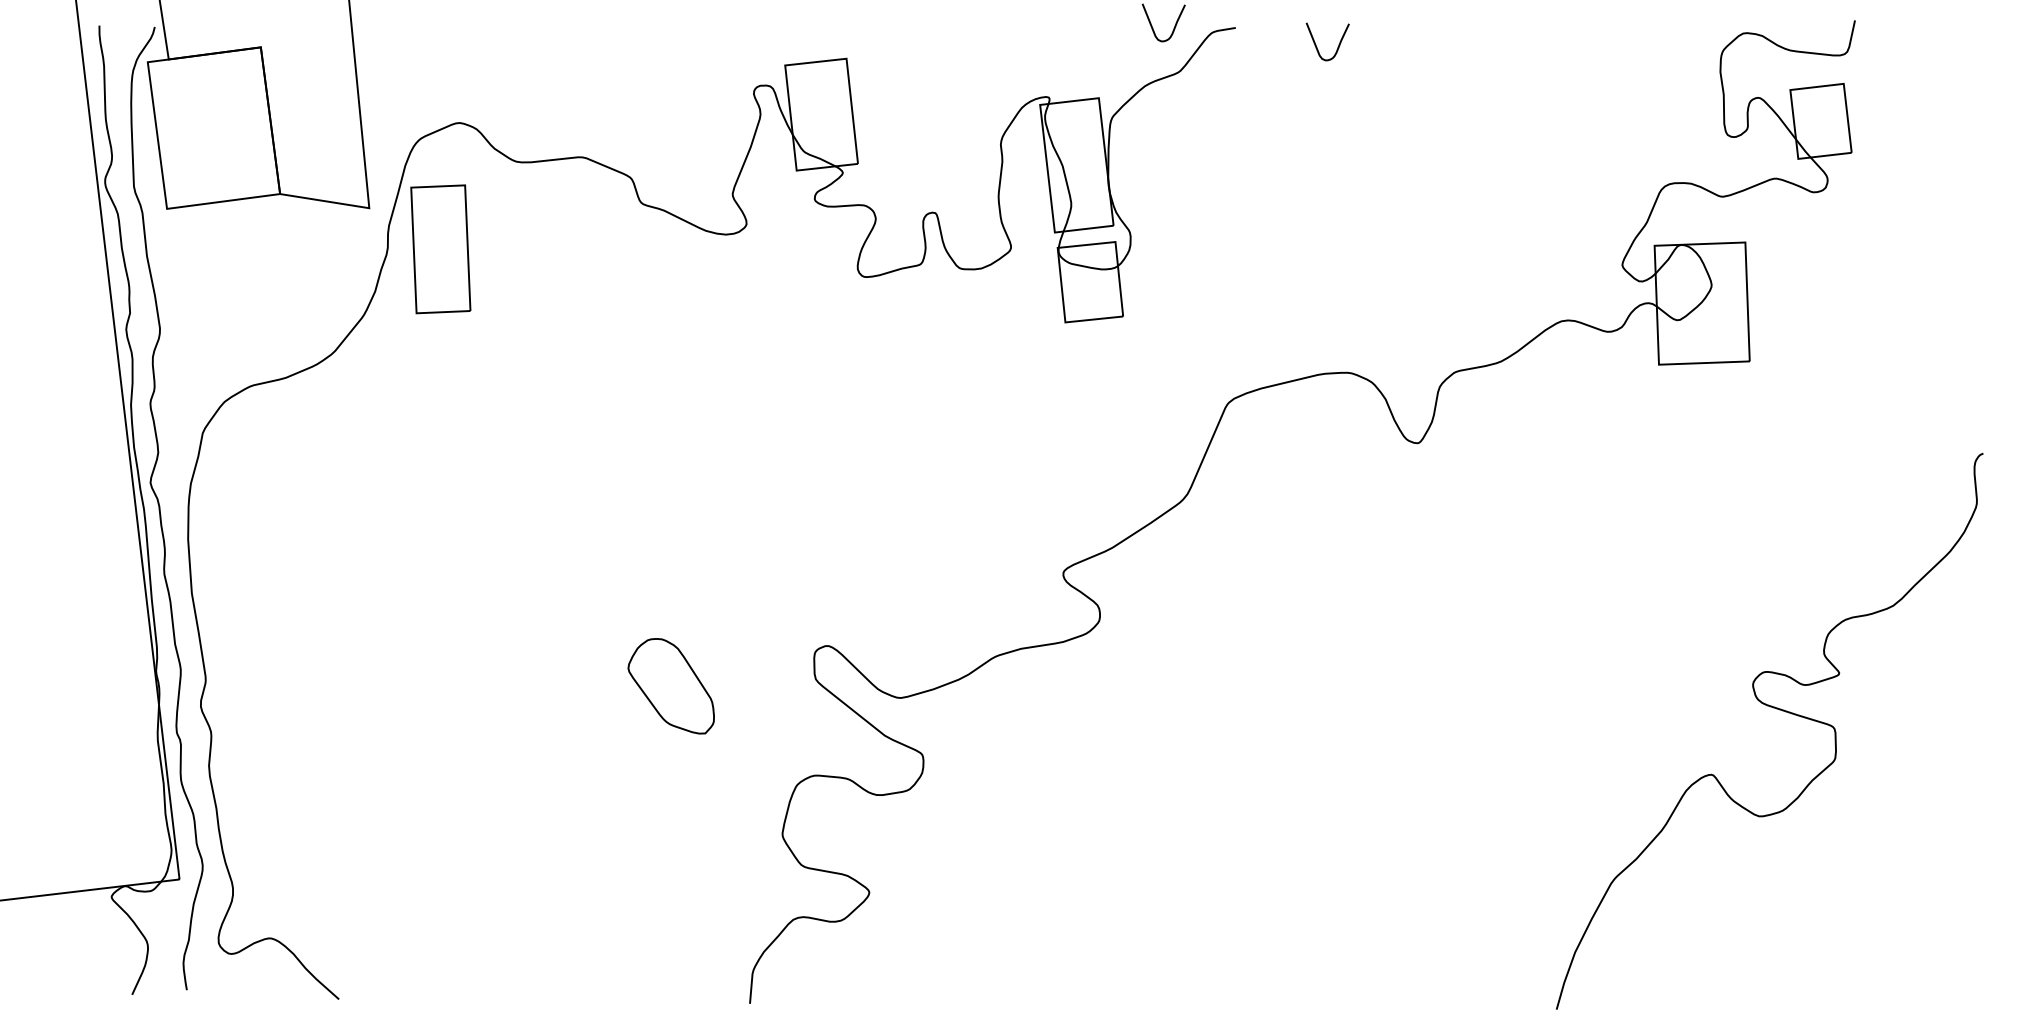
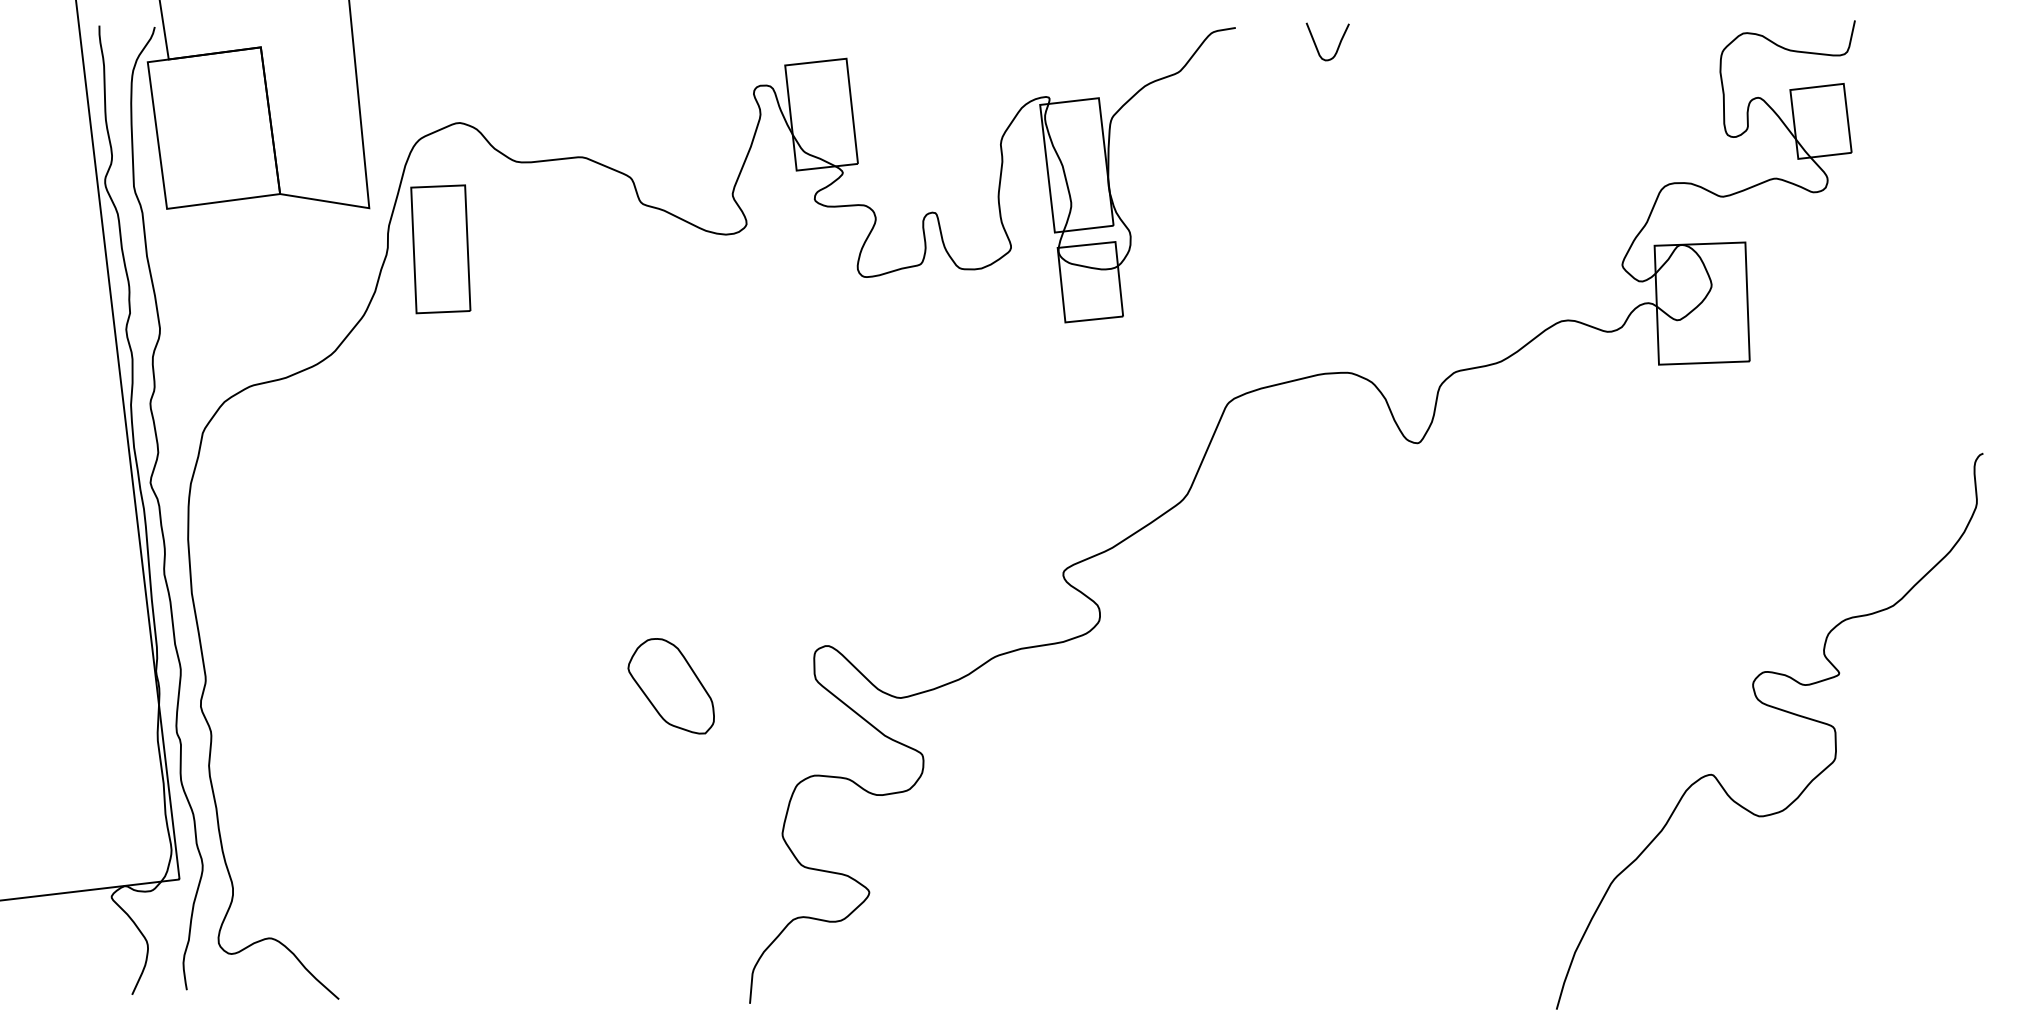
curve: present -> none (1152, 25)
